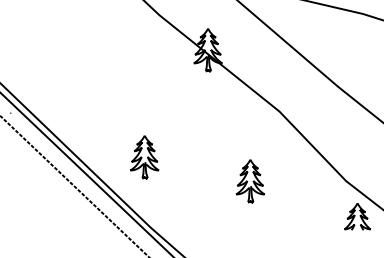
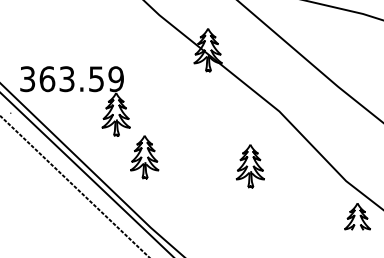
part: none -> present (70, 91)
part position: (249, 181) -> (249, 166) (249, 166)
